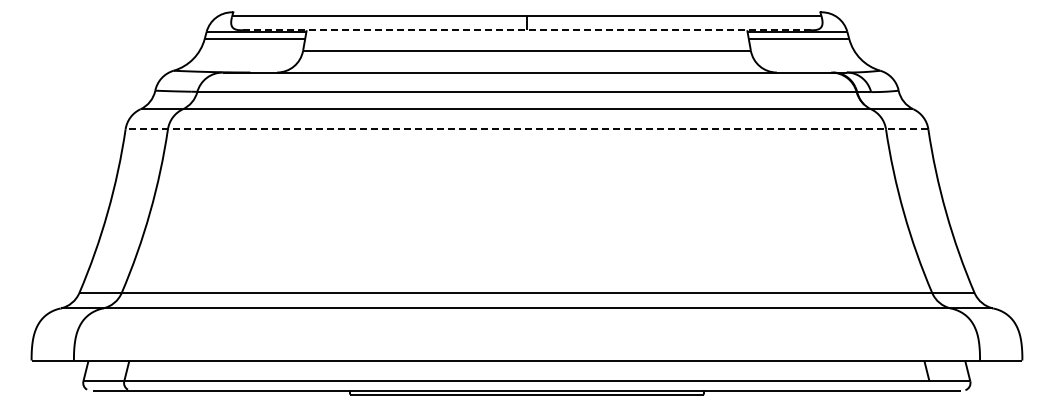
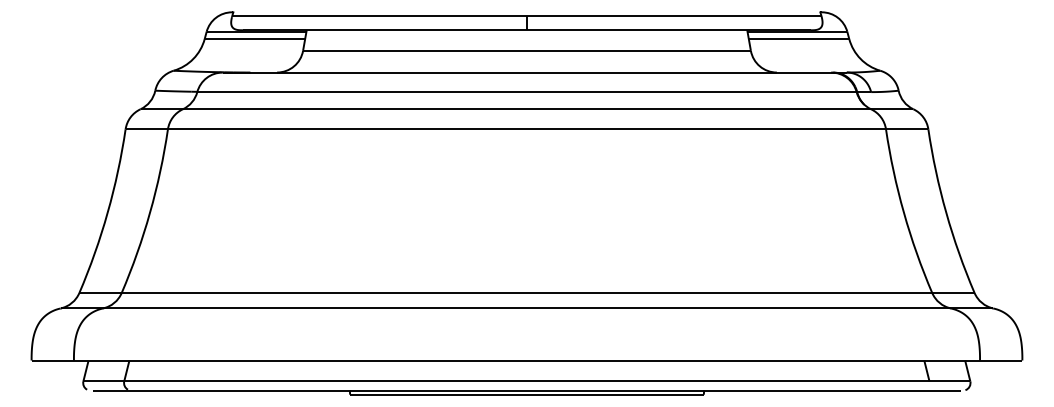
line: dashed -> solid (526, 30)
line: dashed -> solid (526, 129)
